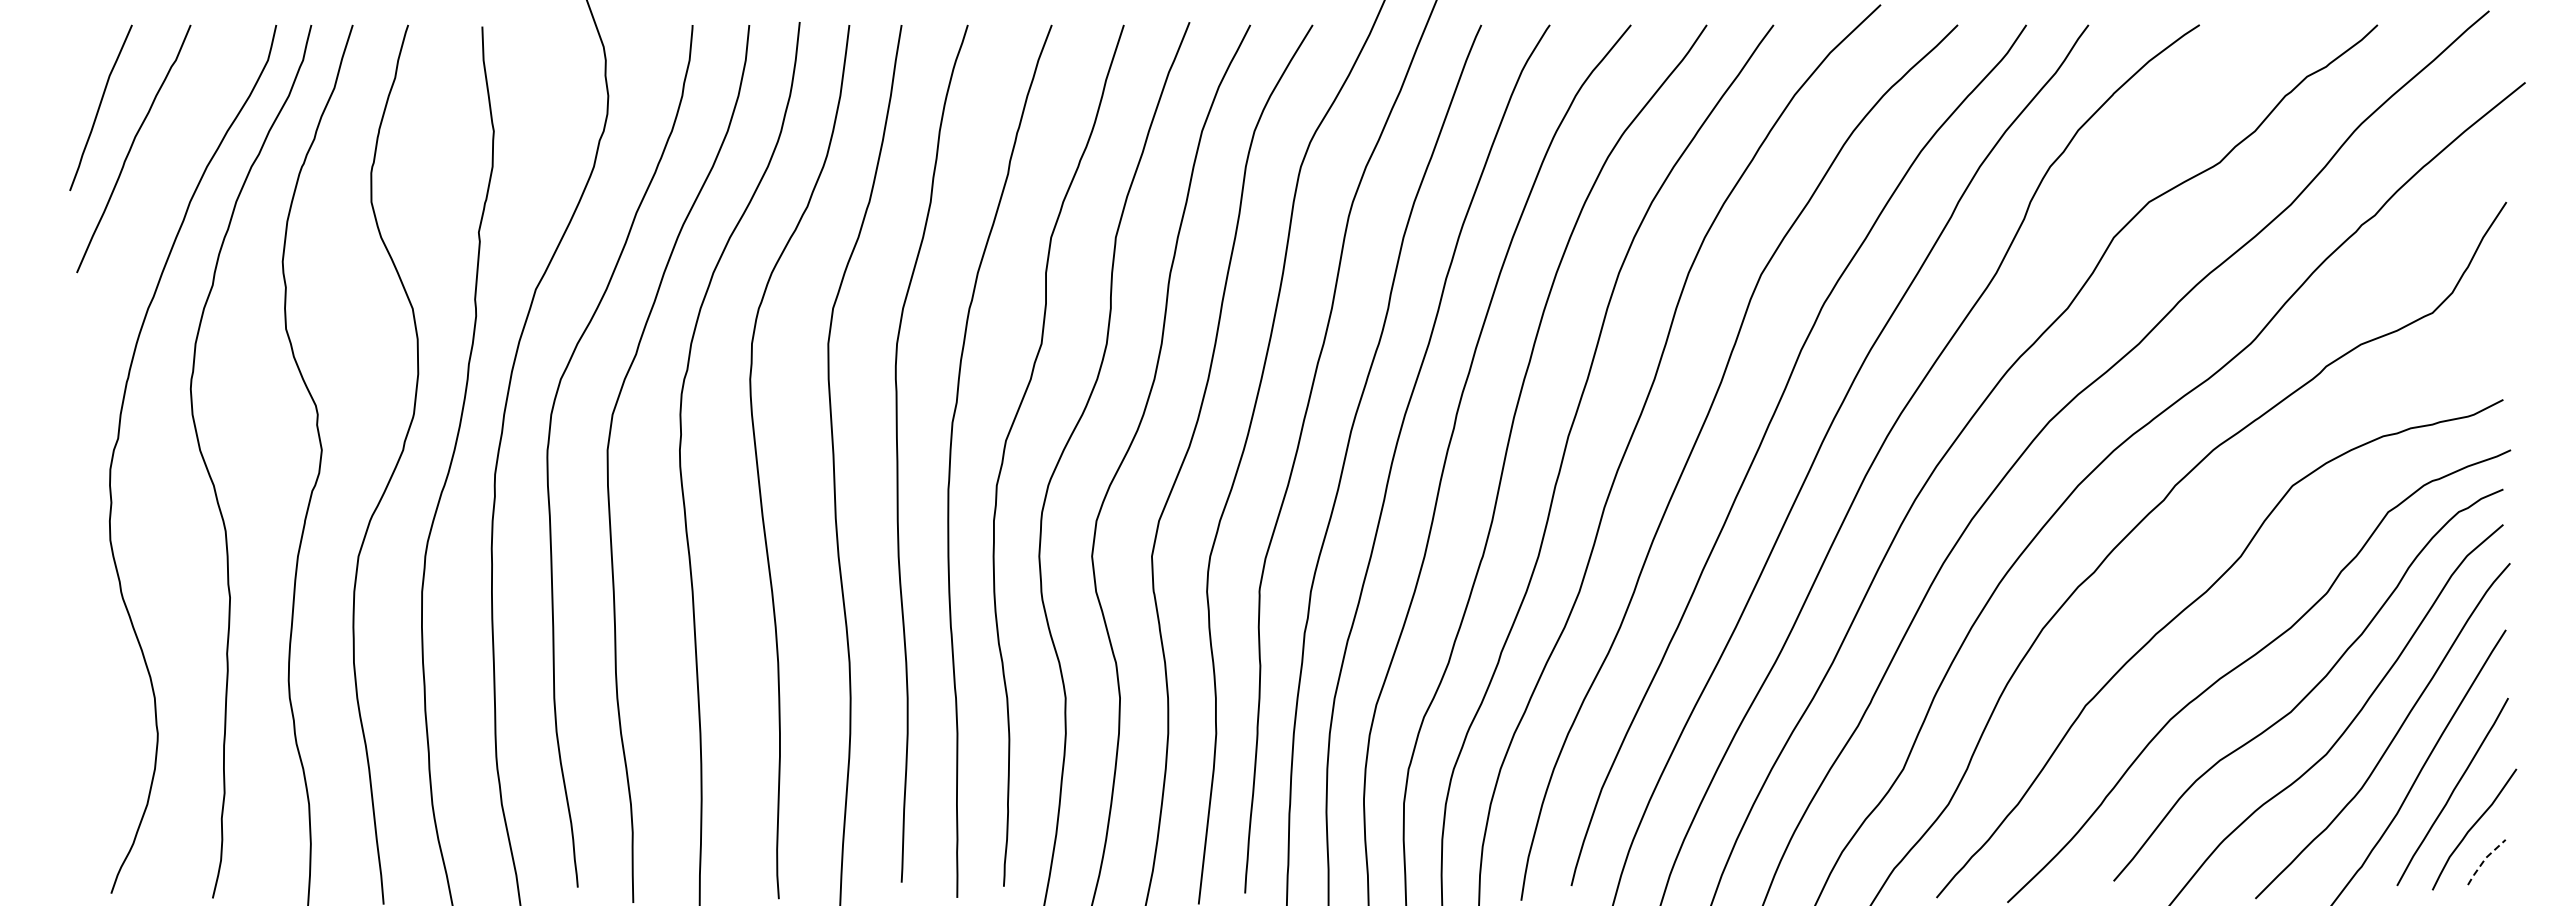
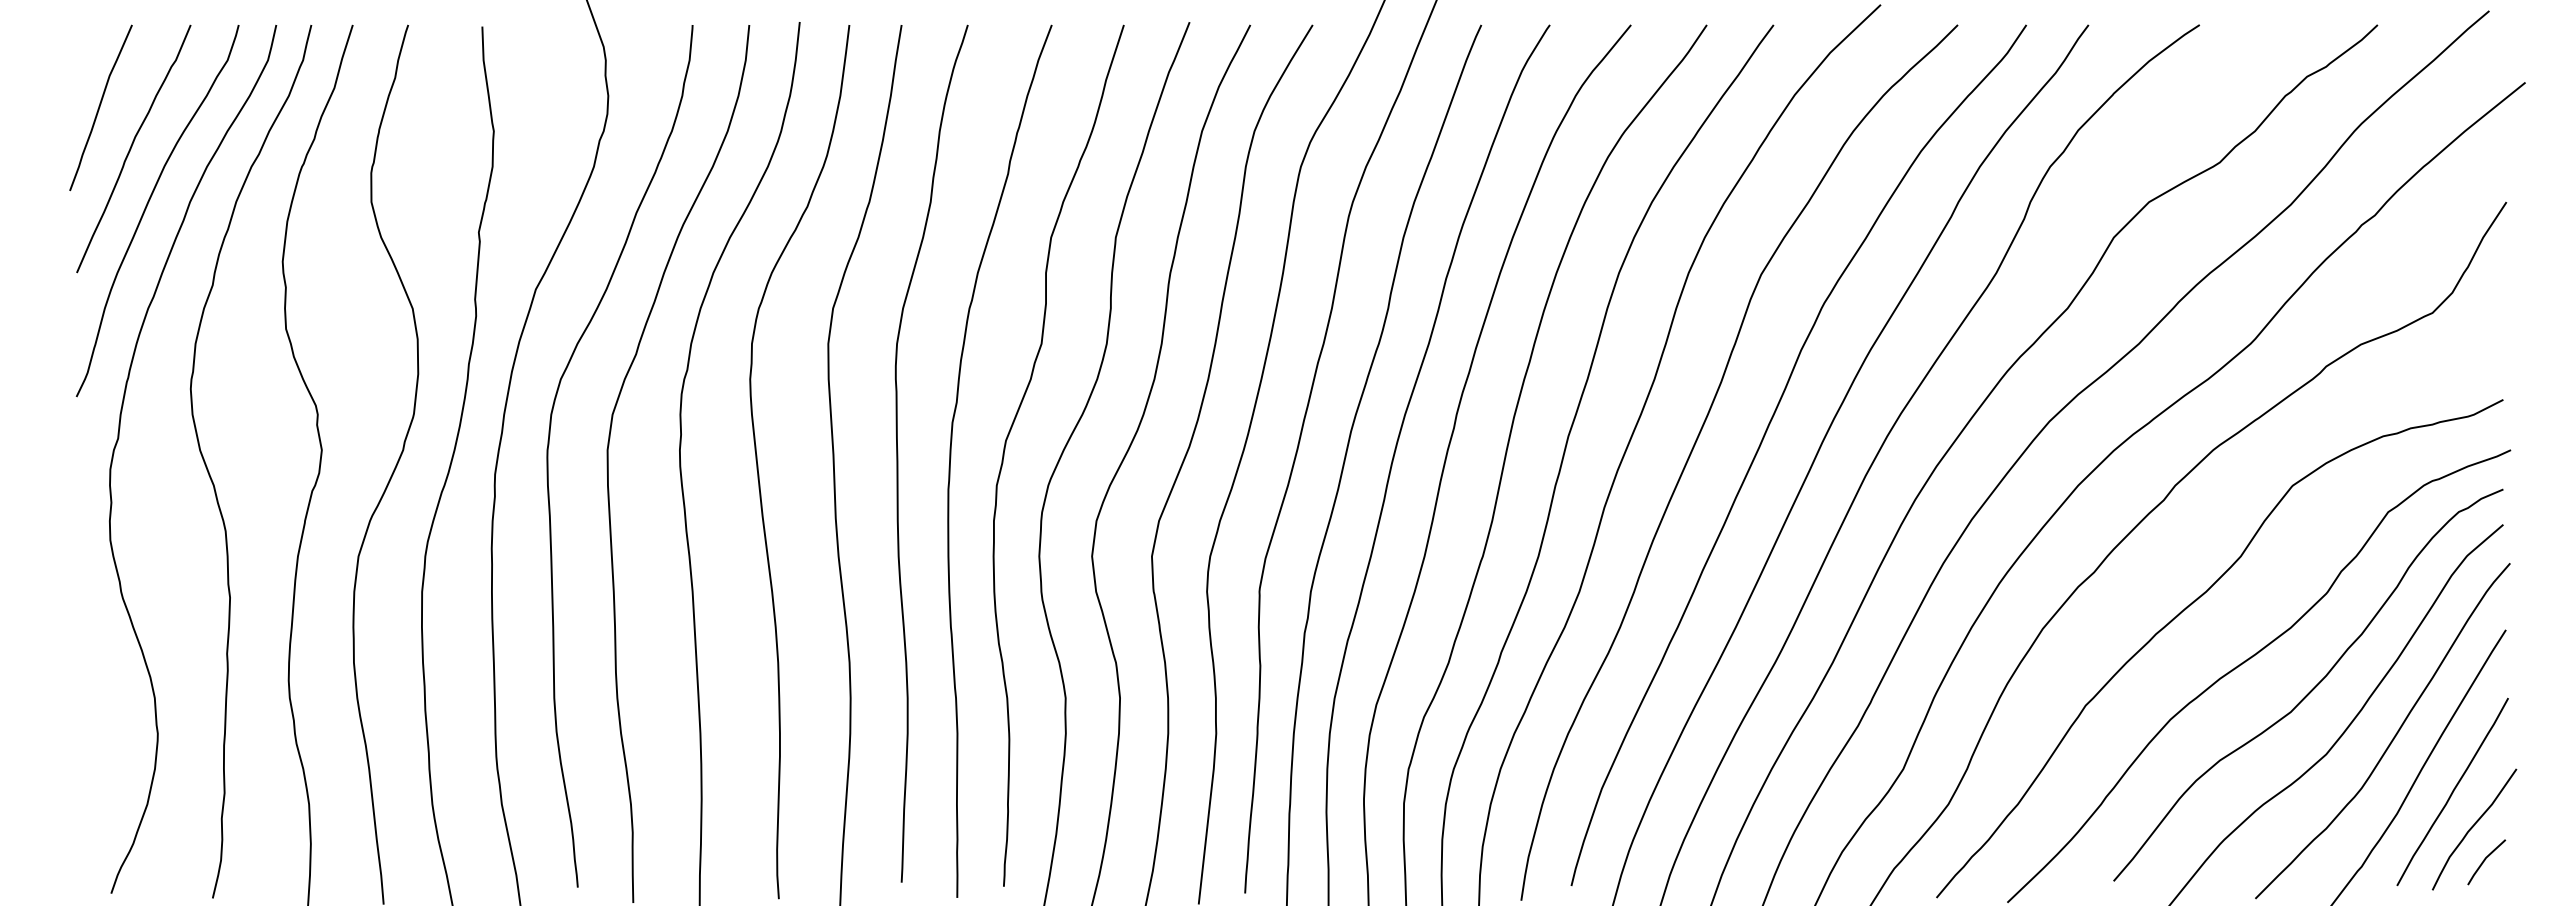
curve: none -> present (147, 206)
line: dashed -> solid (2484, 860)
